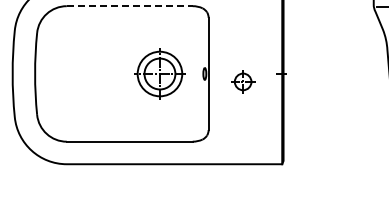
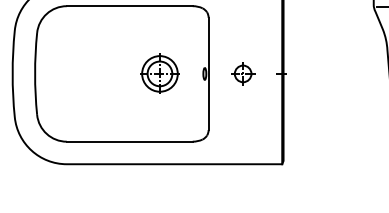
line: dashed -> solid (129, 6)
part size: 52x52 px -> 40x41 px (159, 73)
part position: (243, 81) -> (243, 73) (243, 73)
